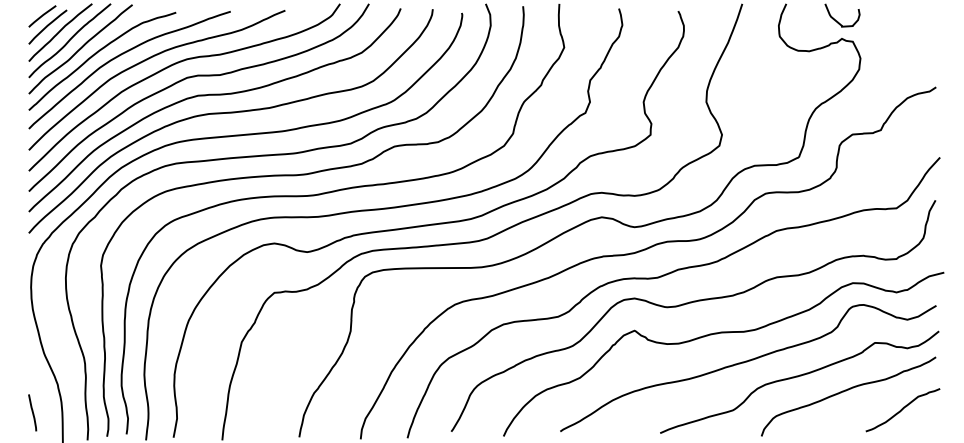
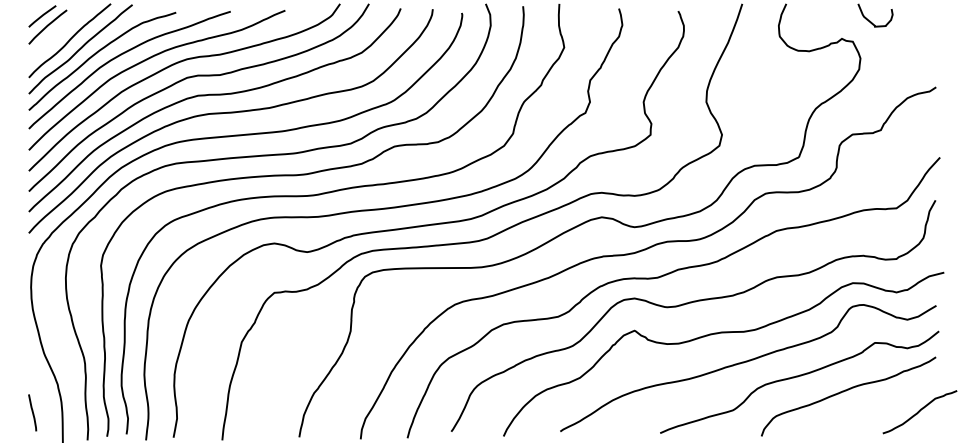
curve position: (837, 20) -> (870, 20) (870, 20)
curve: present -> none (60, 32)
curve position: (902, 410) -> (919, 412) (919, 412)
